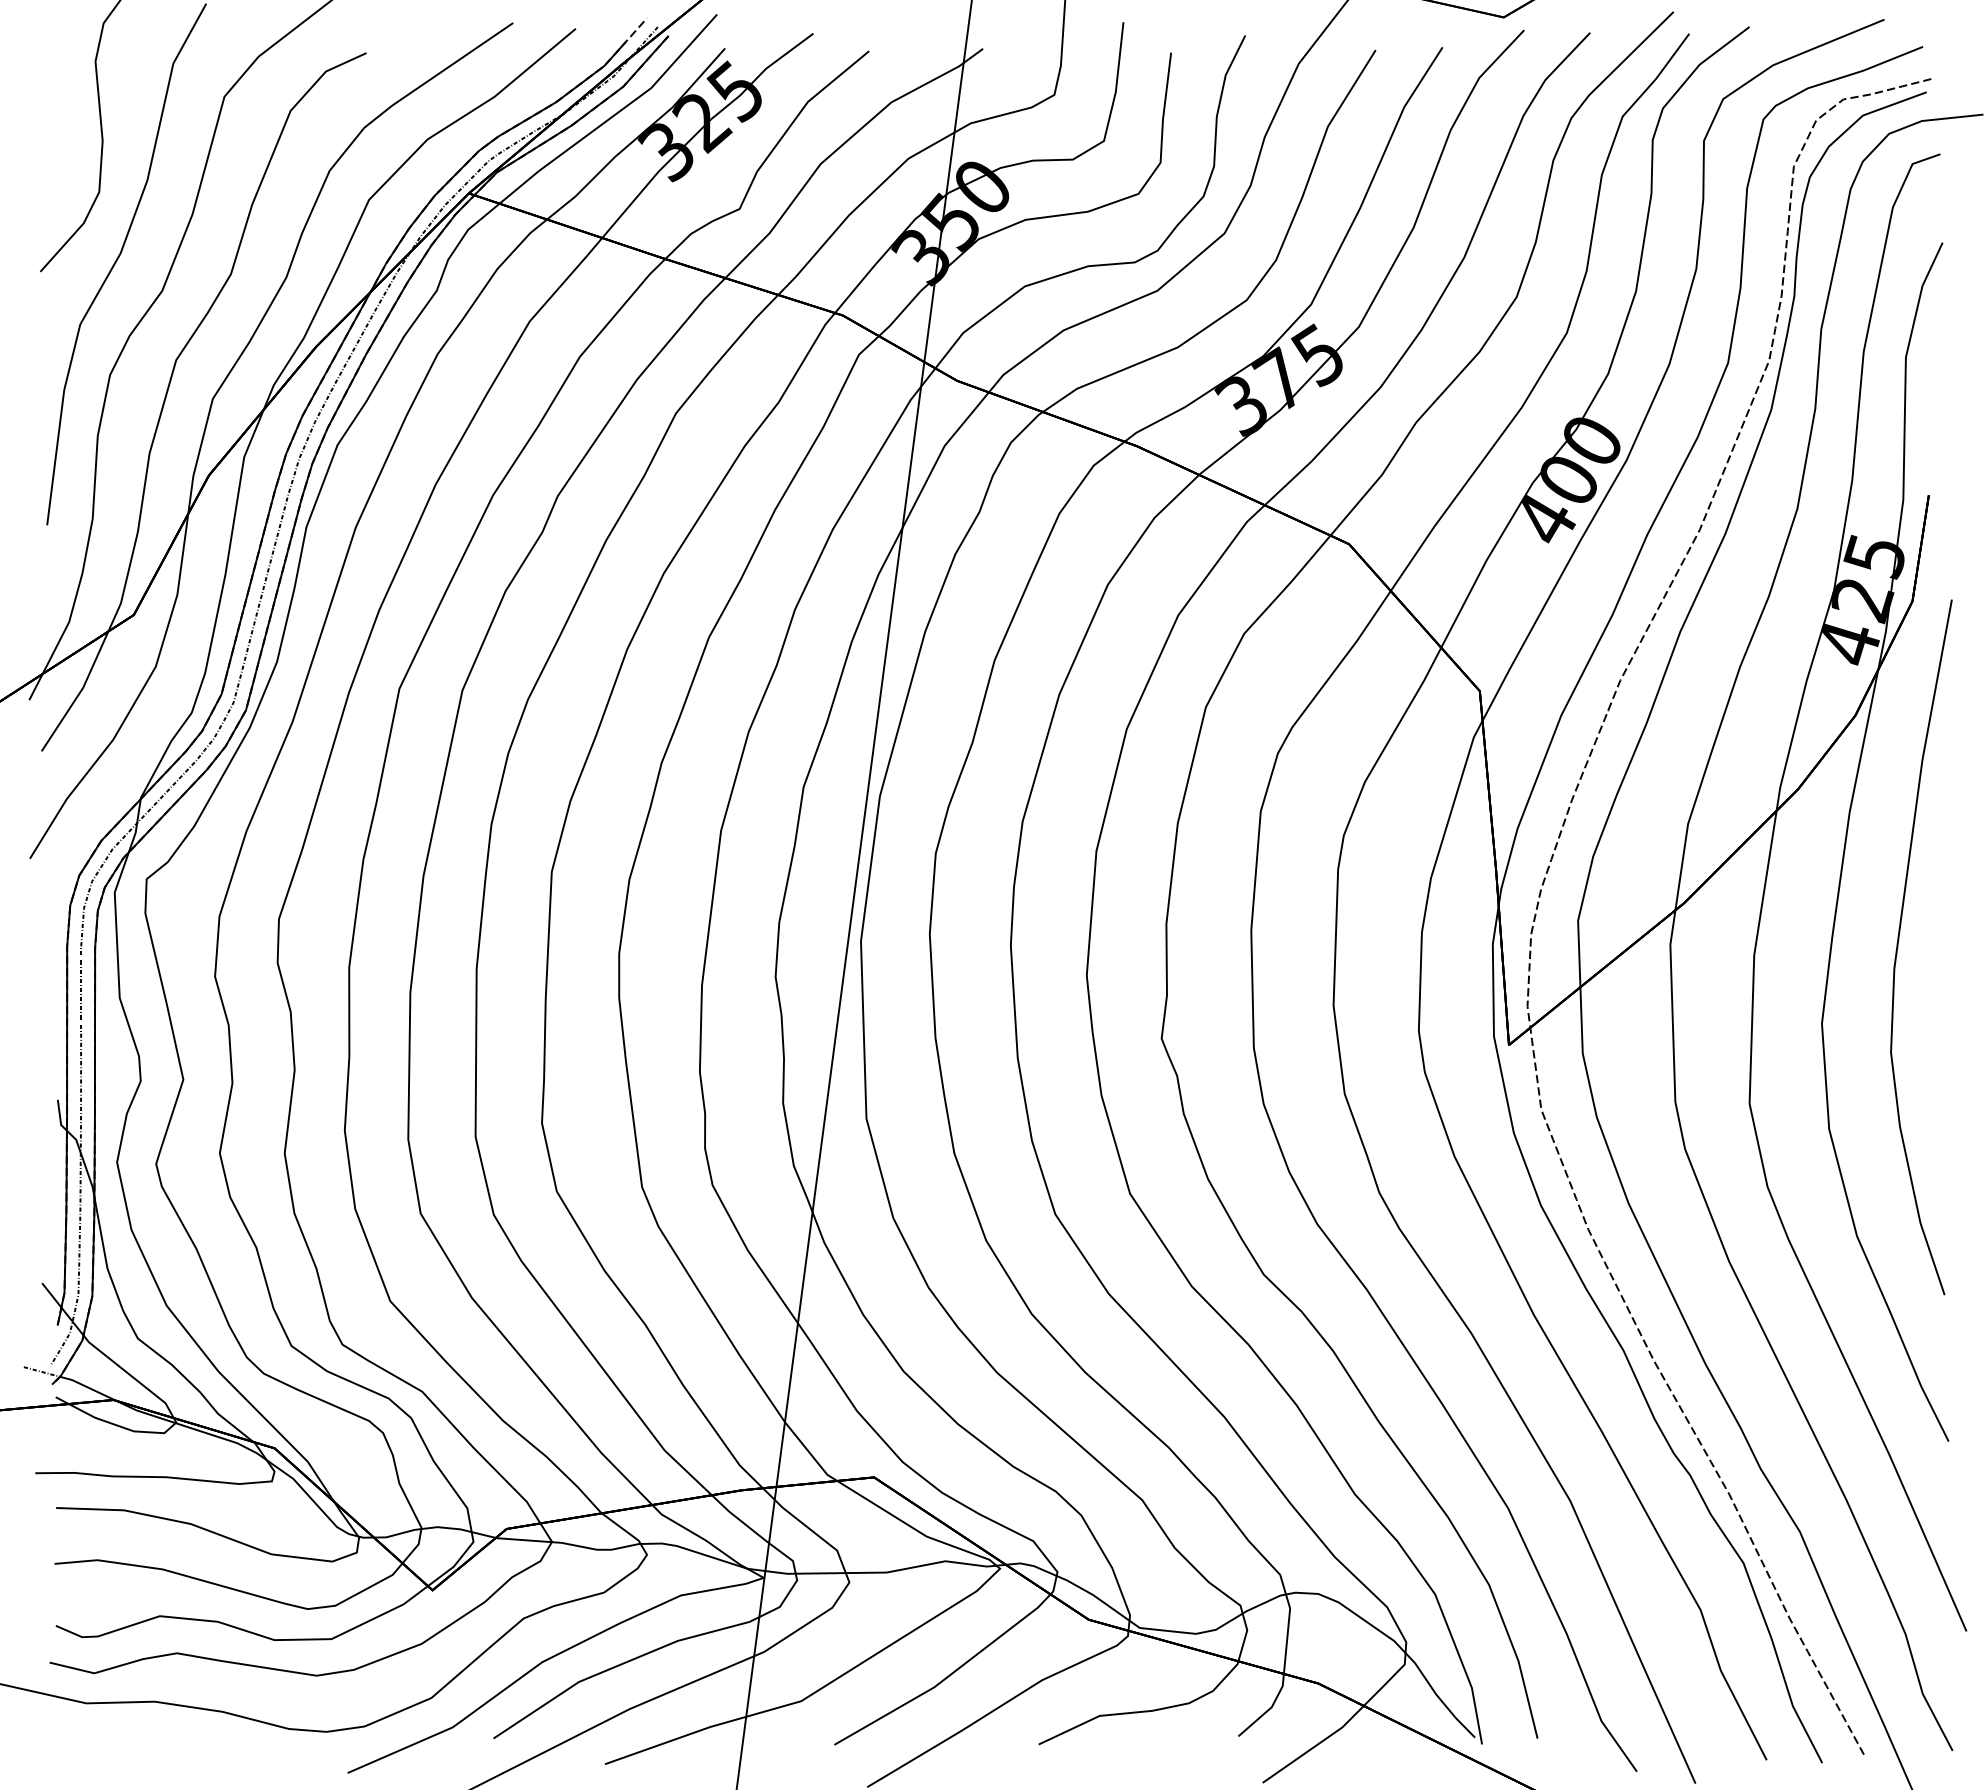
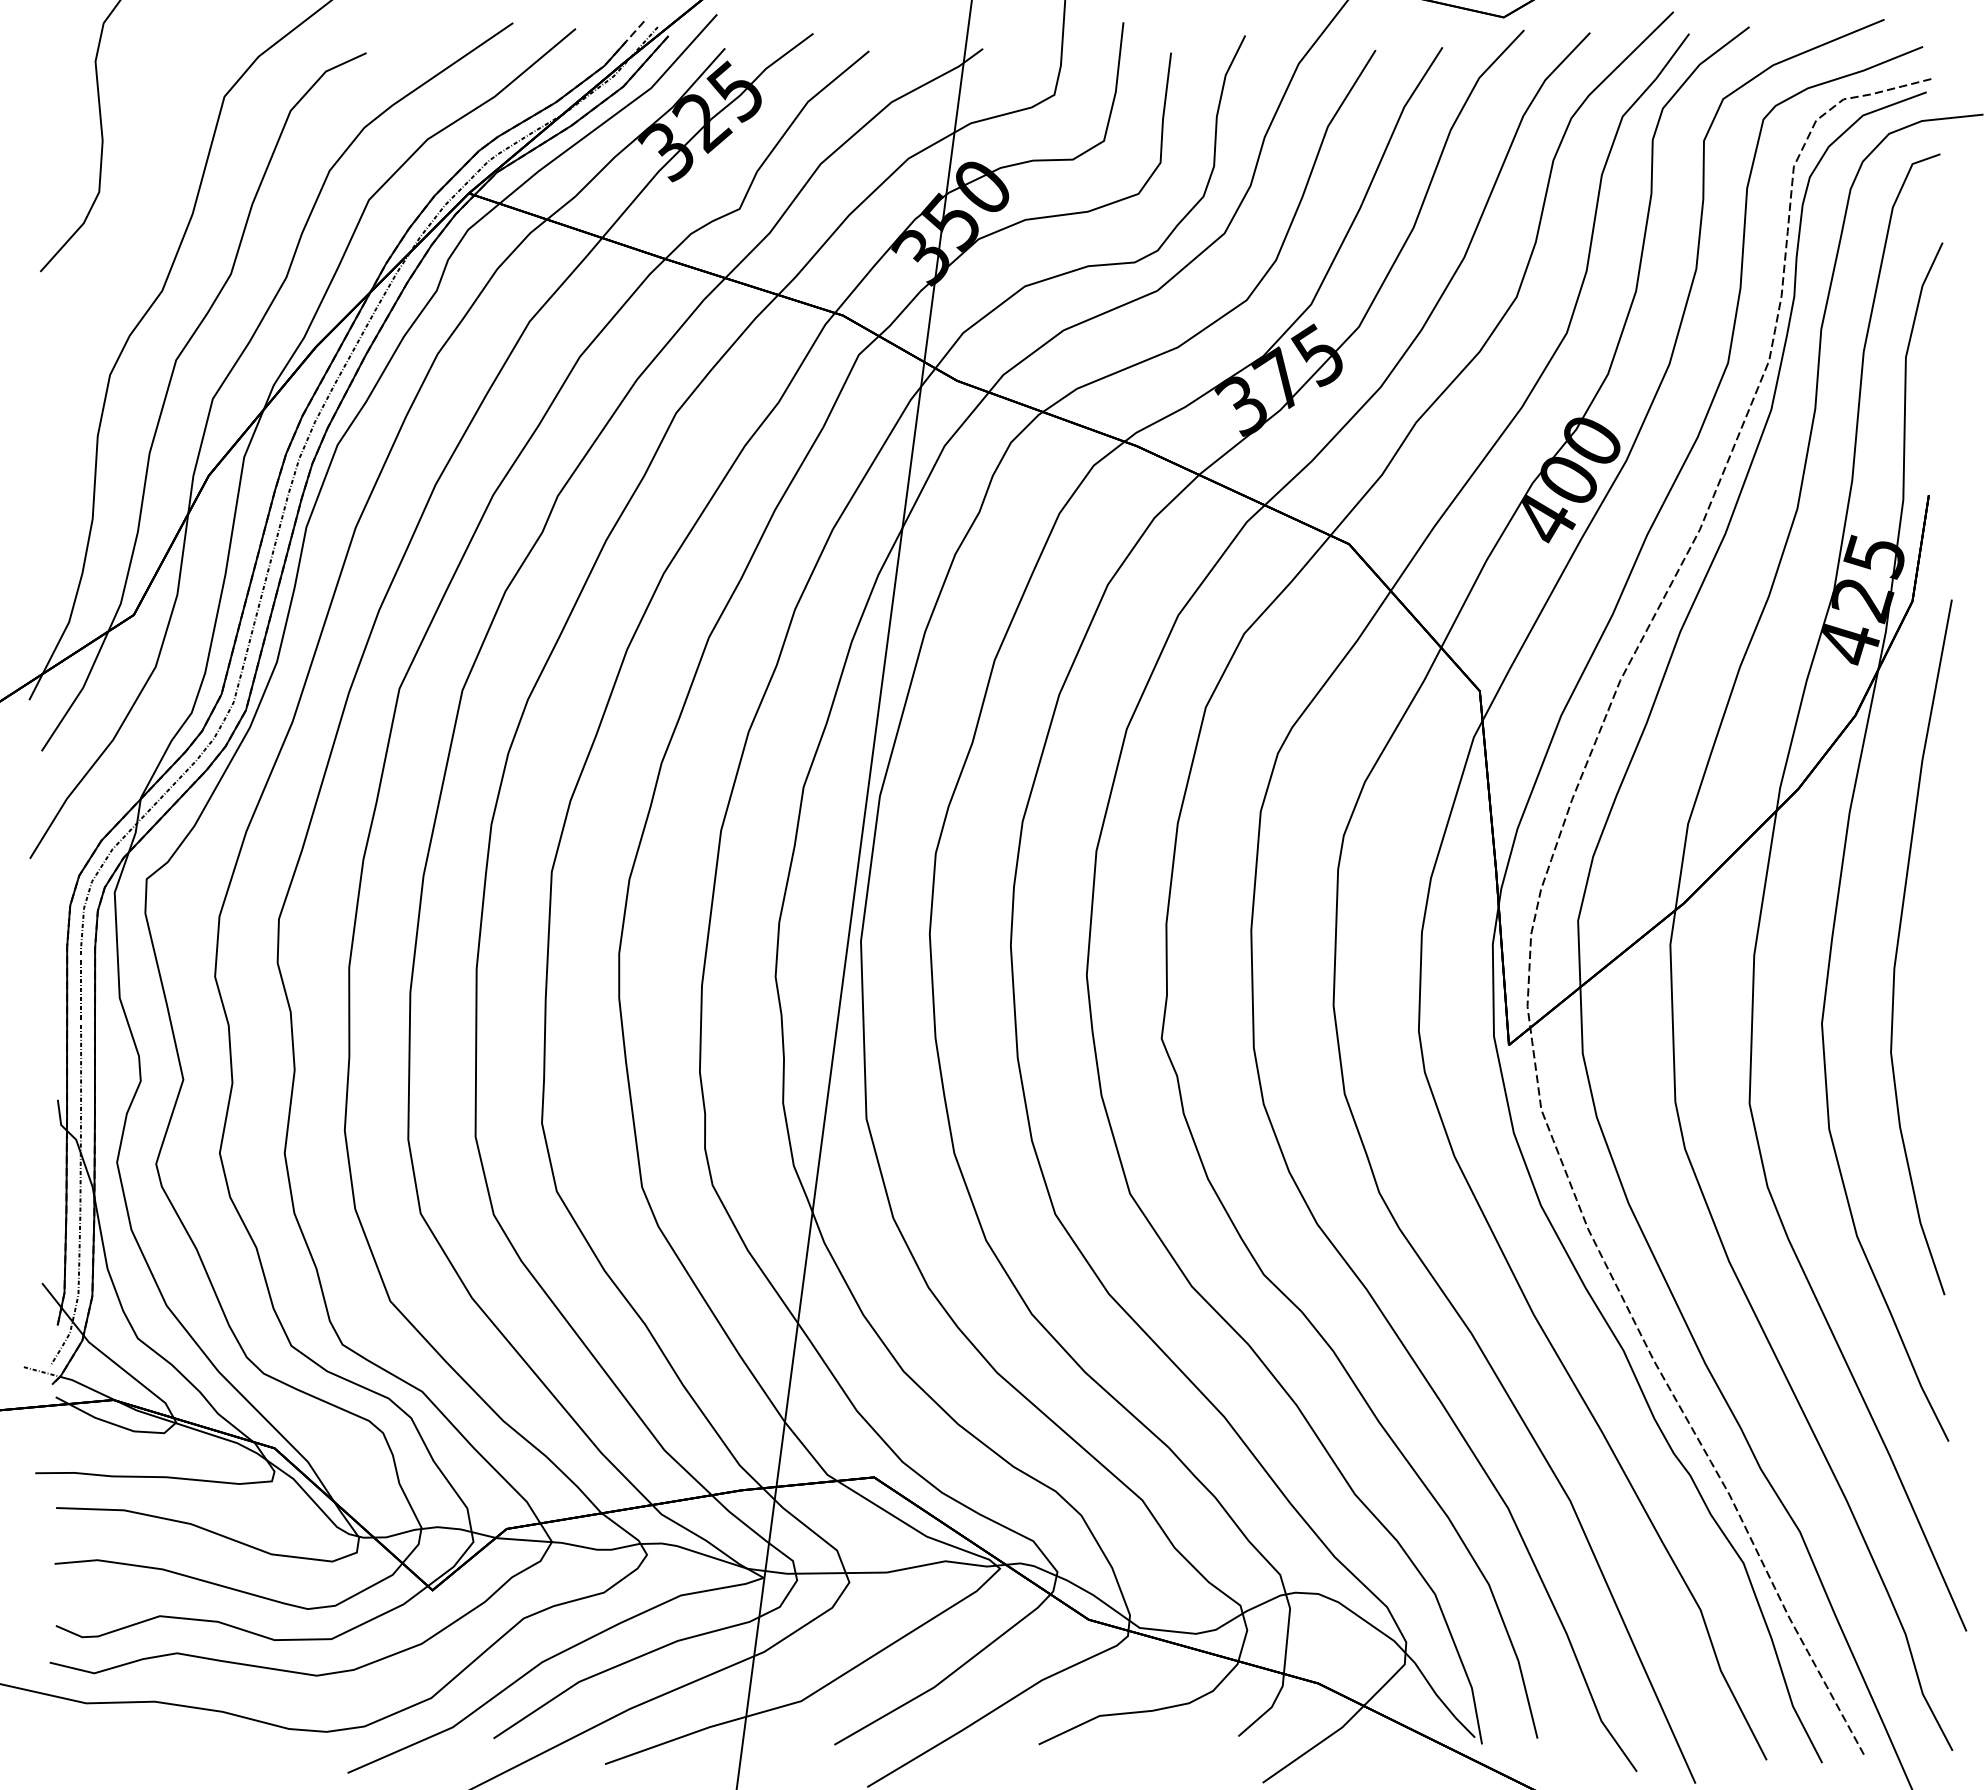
curve: present -> none (118, 259)
